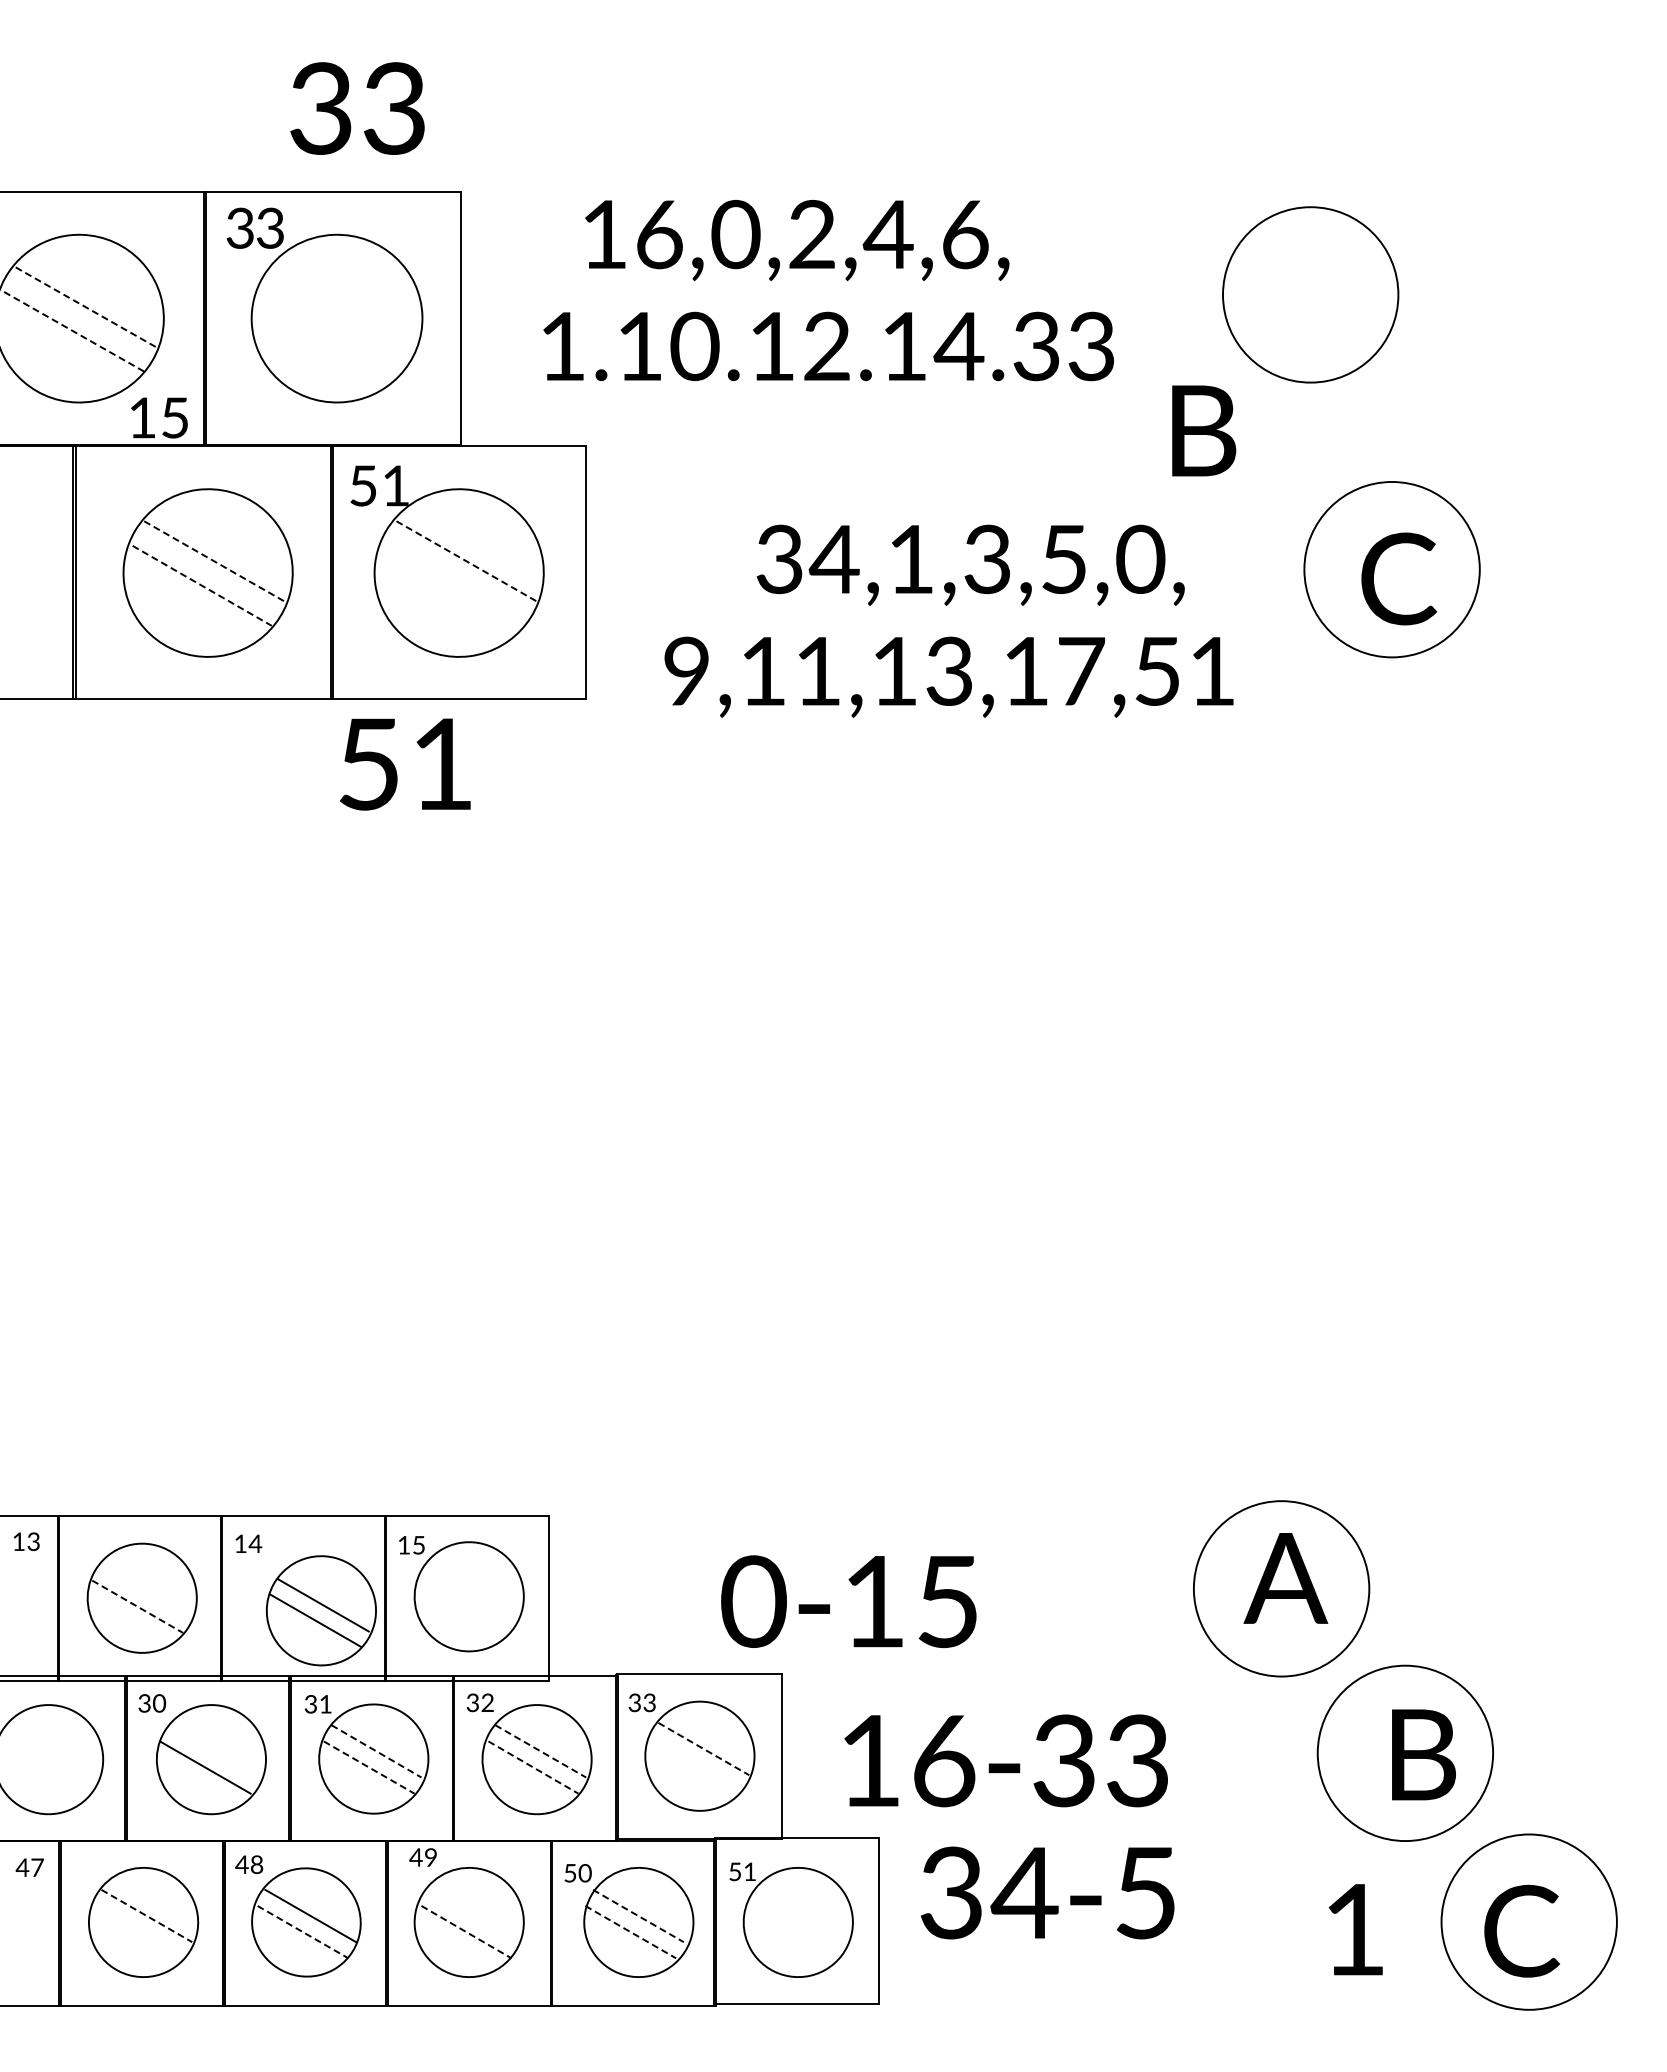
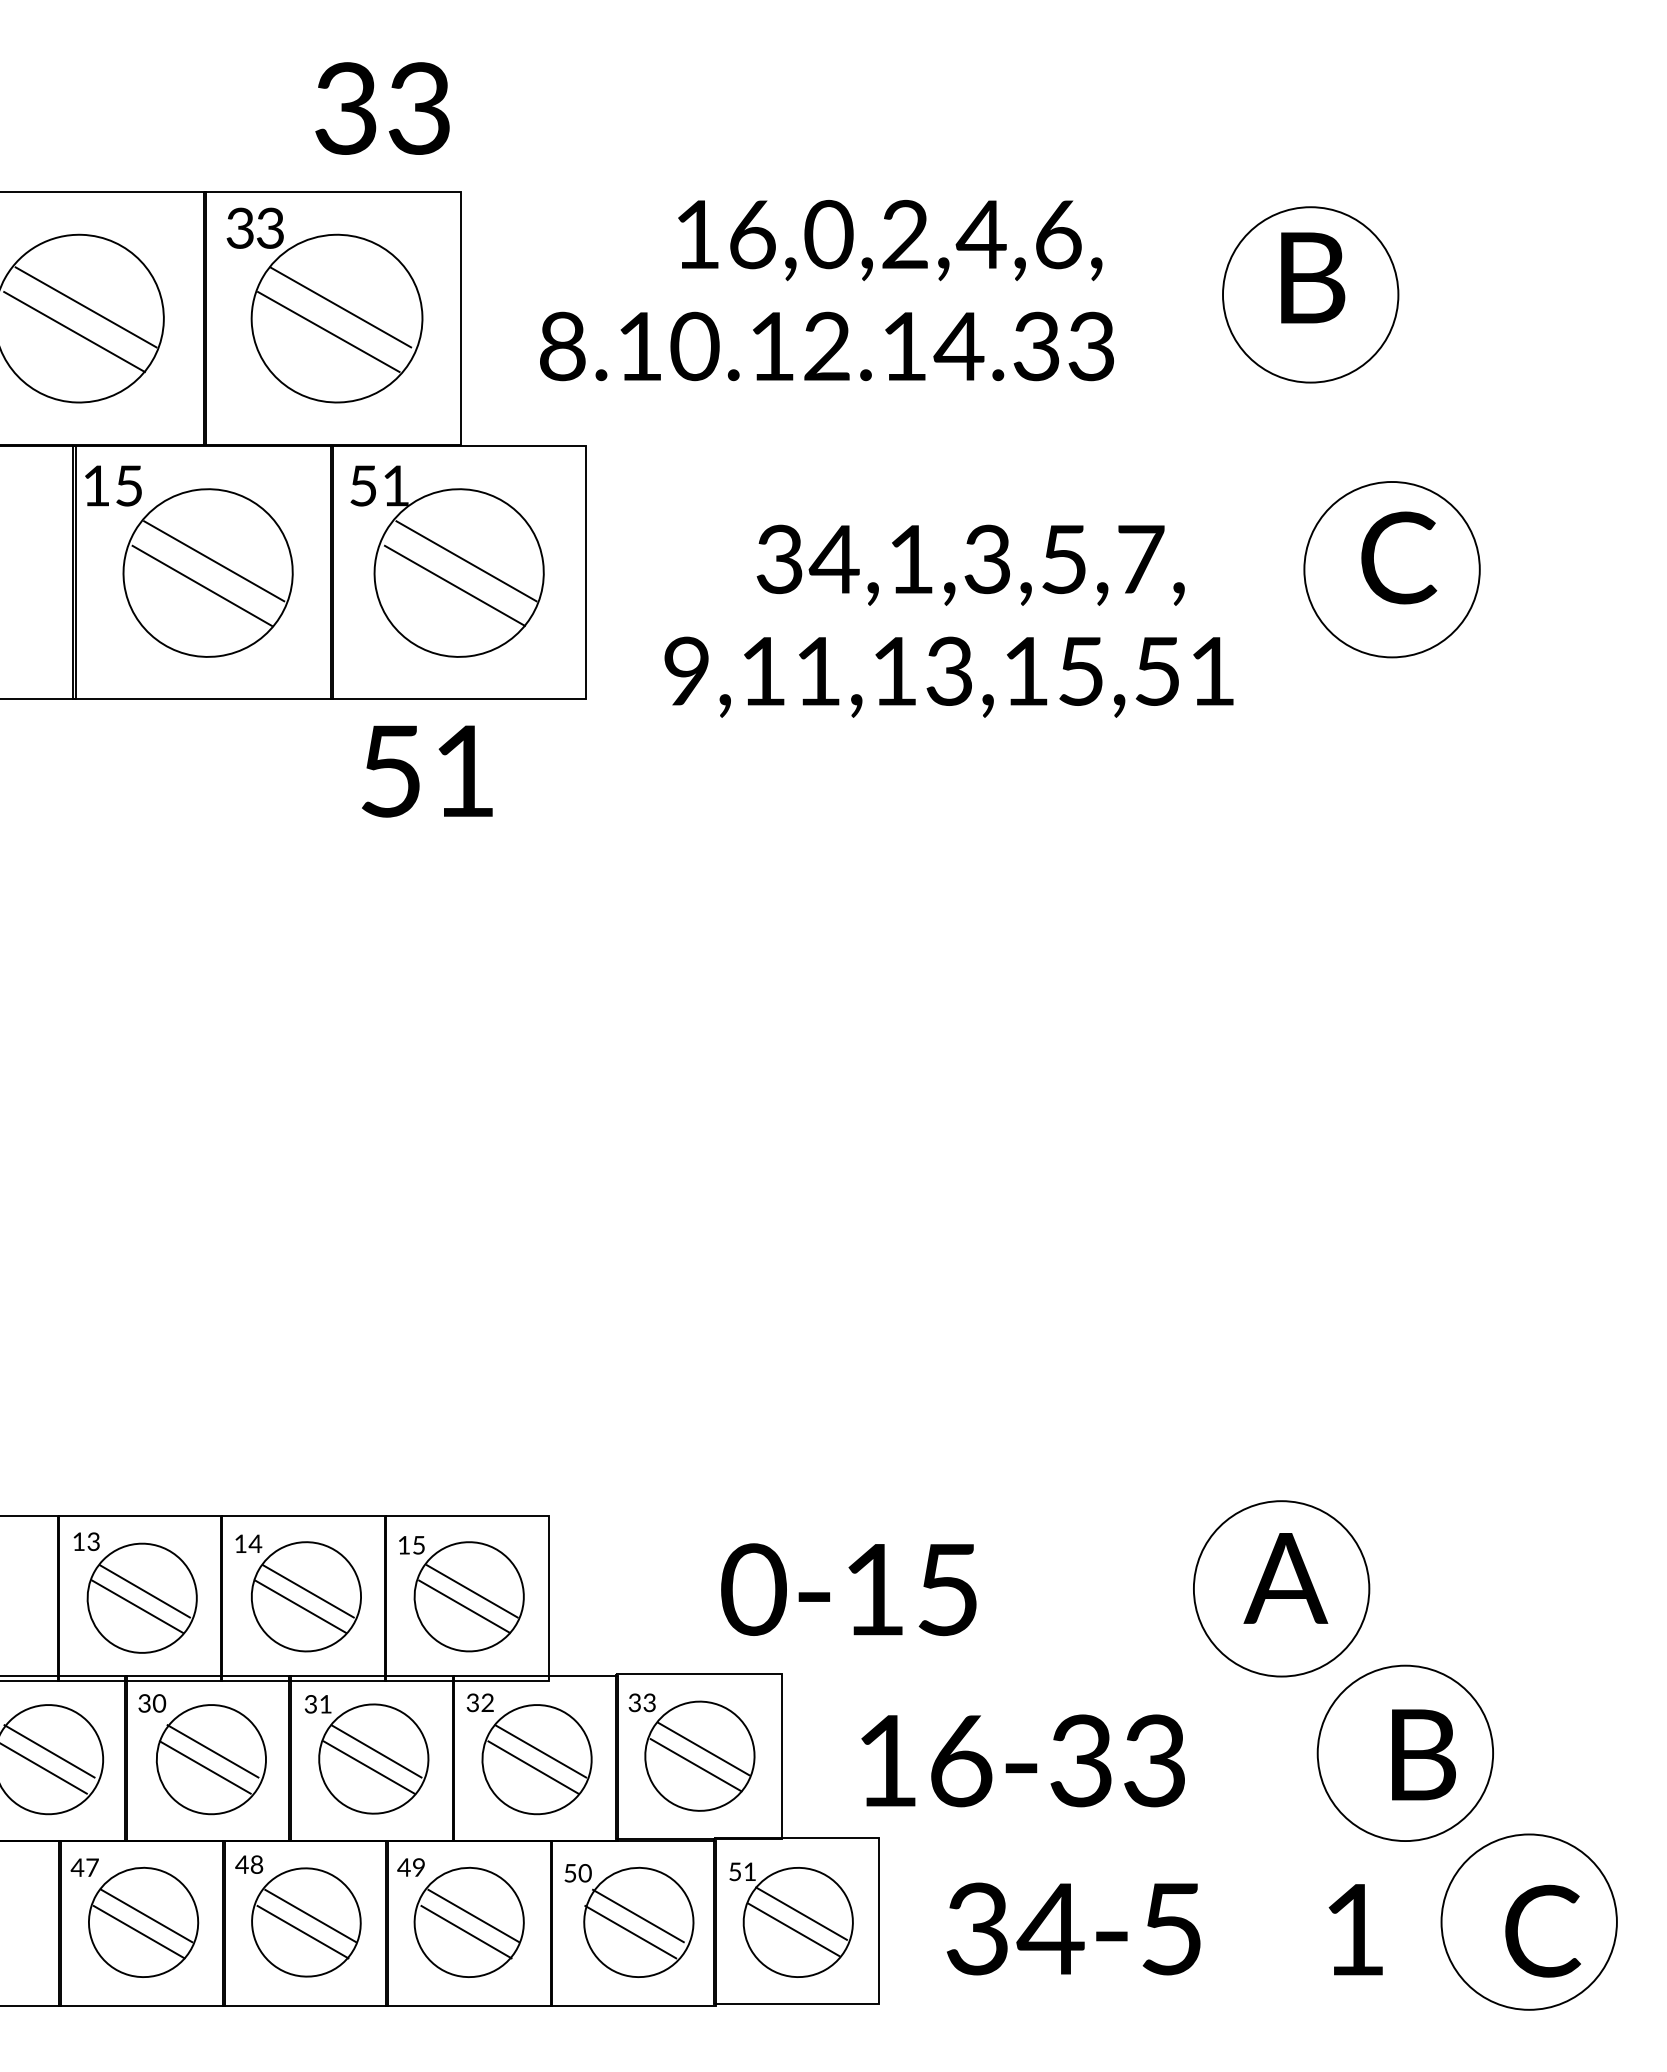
text position: (357, 108) -> (382, 108) (382, 108)
text position: (797, 240) -> (890, 240) (890, 240)
line: dashed -> solid (86, 307)
line: none -> present (340, 307)
line: none -> present (328, 331)
line: dashed -> solid (74, 332)
text: 1.10.12.14.33 -> 8.10.12.14.33 (562, 346)
text position: (159, 417) -> (113, 485) (113, 485)
text position: (1204, 430) -> (1313, 277) (1313, 277)
text: 34,1,3,5,0, -> 34,1,3,5,7, (1140, 558)
line: dashed -> solid (214, 561)
line: dashed -> solid (466, 561)
text position: (1399, 578) -> (1399, 557) (1399, 557)
line: none -> present (454, 585)
line: dashed -> solid (202, 586)
text: 9,11,13,17,51 -> 9,11,13,15,51 (1081, 671)
text position: (405, 764) -> (427, 771) (427, 771)
text position: (26, 1541) -> (86, 1541) (86, 1541)
line: none -> present (144, 1591)
line: none -> present (471, 1591)
text position: (848, 1601) -> (848, 1589) (848, 1589)
line: dashed -> solid (138, 1606)
line: none -> present (464, 1606)
part position: (321, 1610) -> (306, 1596) (306, 1596)
line: dashed -> solid (704, 1749)
line: none -> present (49, 1751)
line: none -> present (212, 1751)
line: dashed -> solid (376, 1751)
line: dashed -> solid (541, 1751)
text position: (1005, 1760) -> (1022, 1760) (1022, 1760)
line: none -> present (695, 1765)
line: dashed -> solid (369, 1767)
line: dashed -> solid (533, 1767)
line: none -> present (44, 1768)
text position: (422, 1857) -> (410, 1867) (410, 1867)
text position: (29, 1867) -> (84, 1867) (84, 1867)
text position: (1047, 1892) -> (1073, 1928) (1073, 1928)
line: none -> present (801, 1913)
line: none -> present (473, 1915)
line: dashed -> solid (147, 1916)
line: dashed -> solid (638, 1916)
line: none -> present (793, 1929)
text position: (1521, 1930) -> (1542, 1930) (1542, 1930)
line: none -> present (138, 1931)
line: dashed -> solid (303, 1932)
line: dashed -> solid (466, 1932)
line: dashed -> solid (631, 1932)
